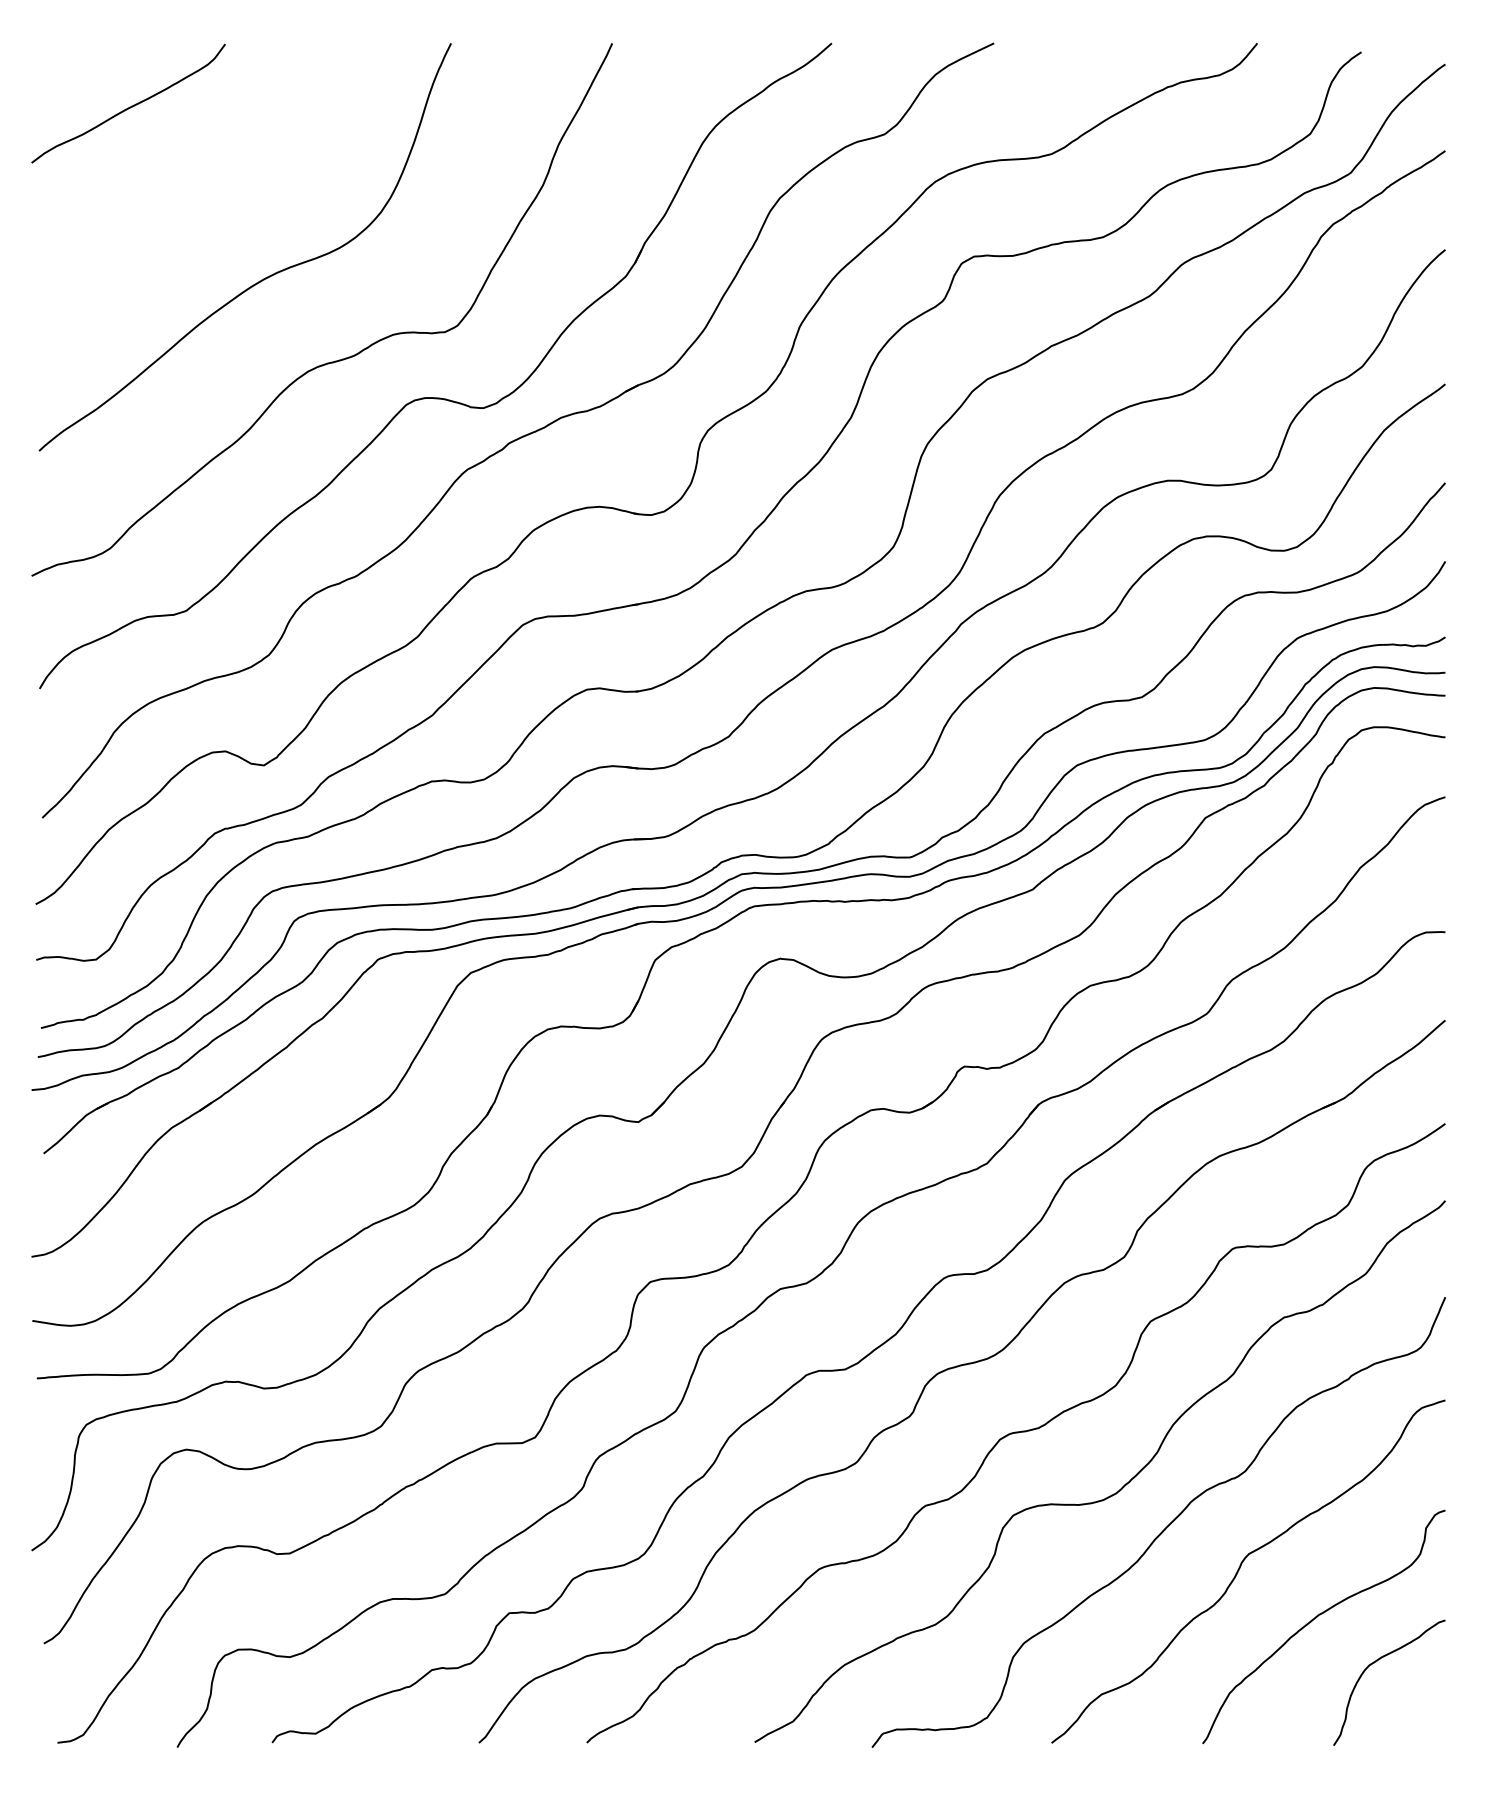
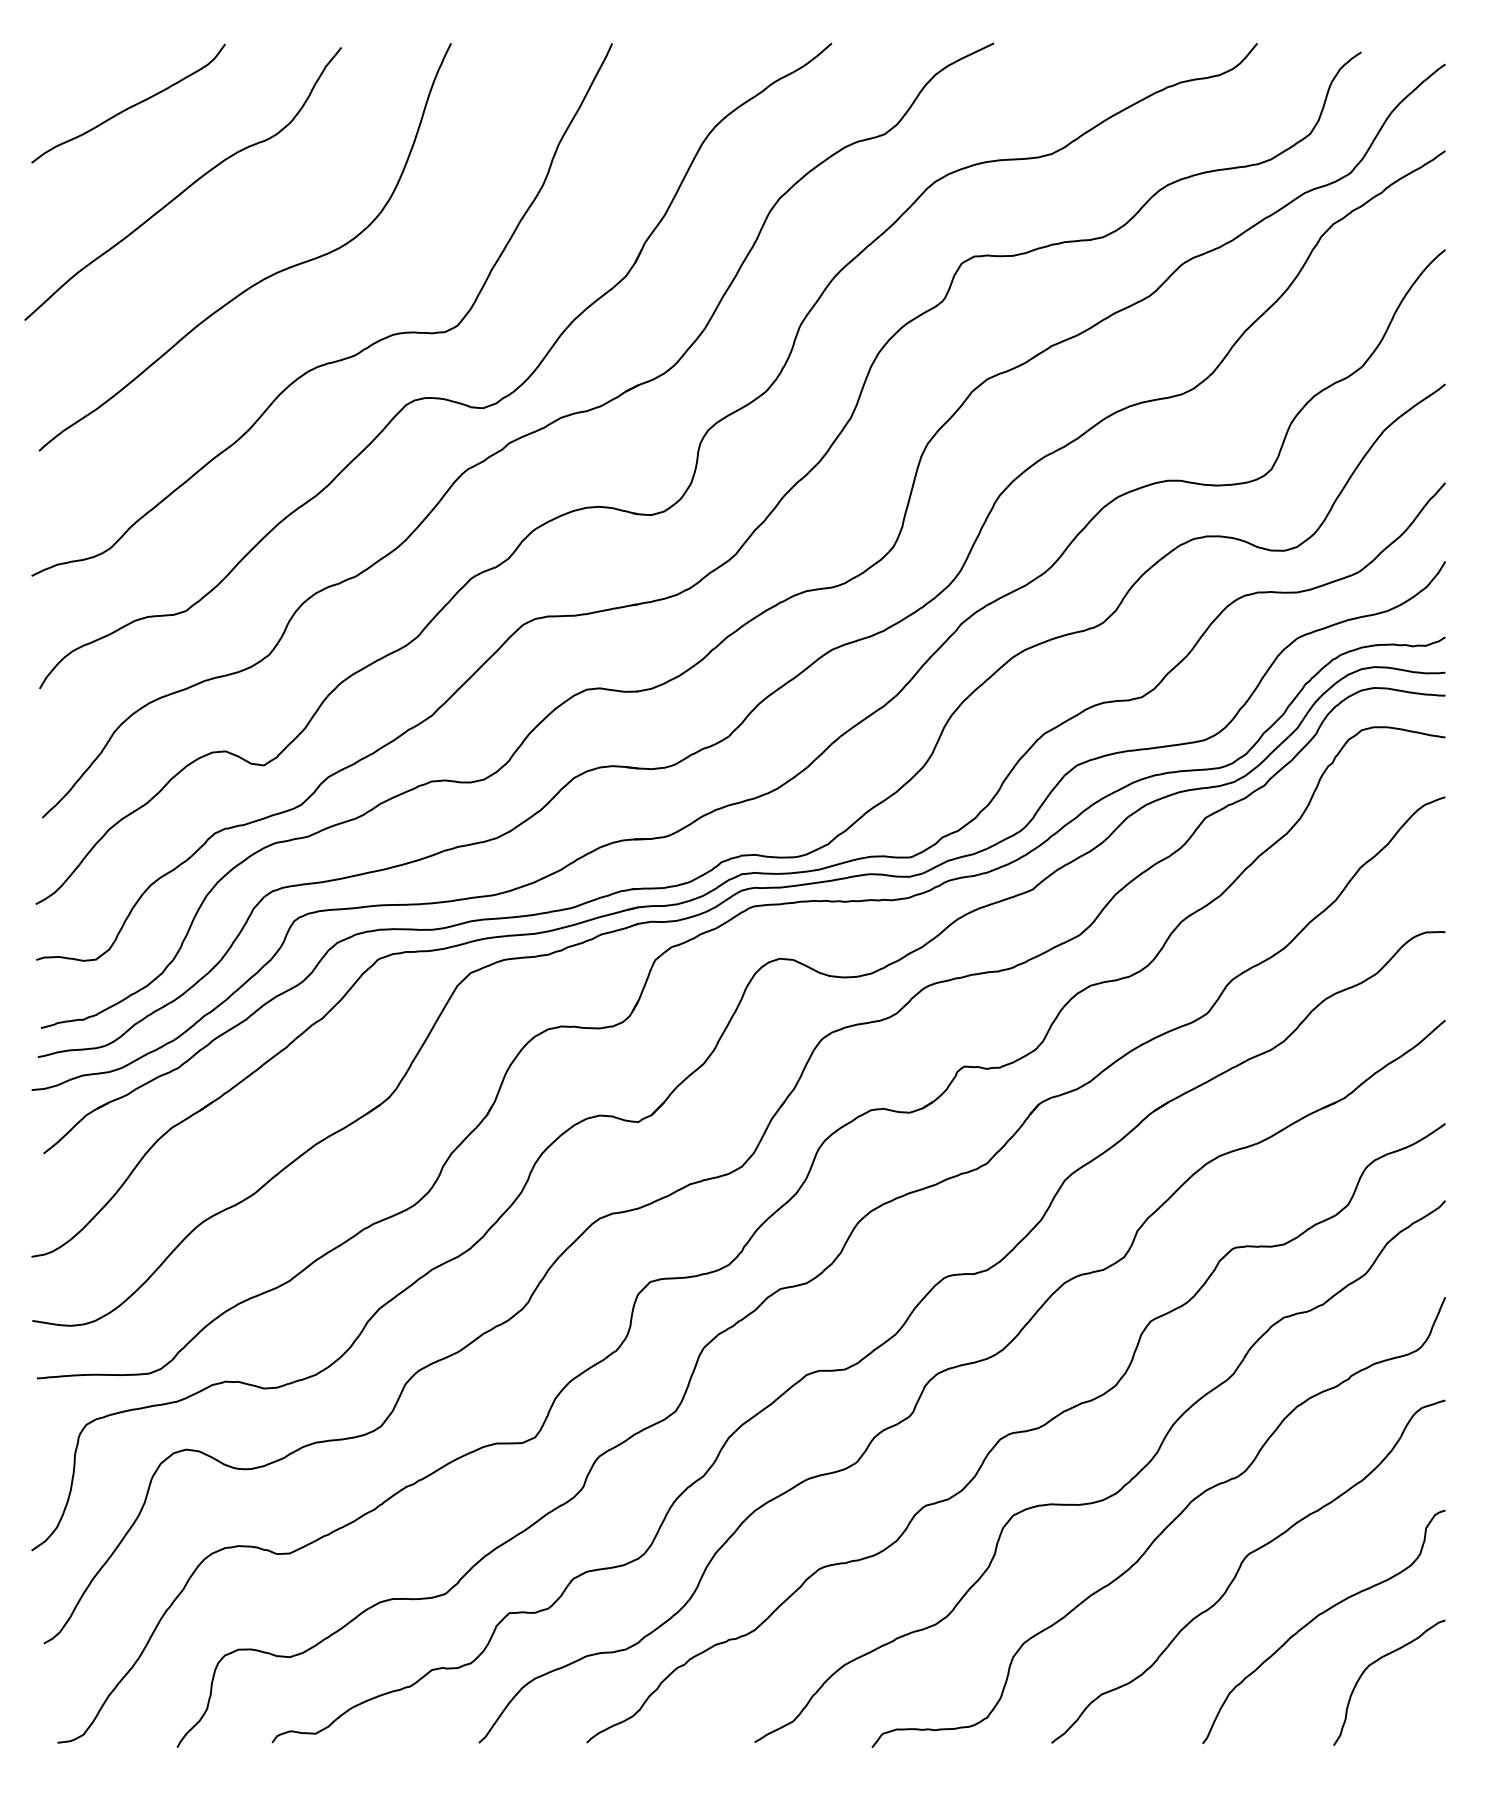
curve: none -> present (186, 187)
